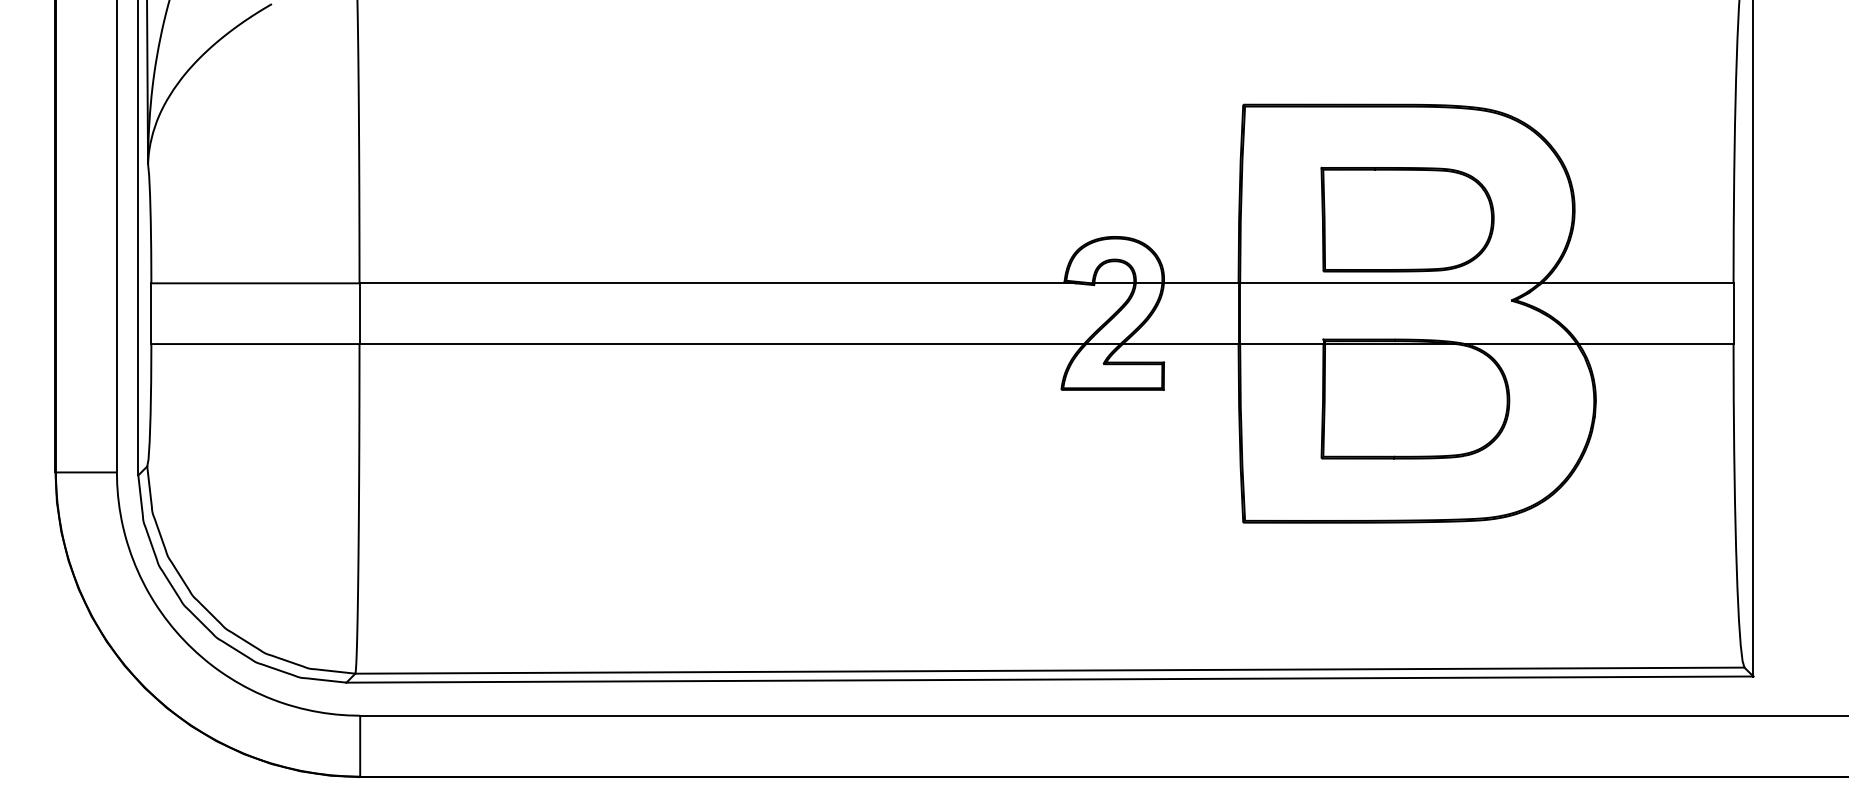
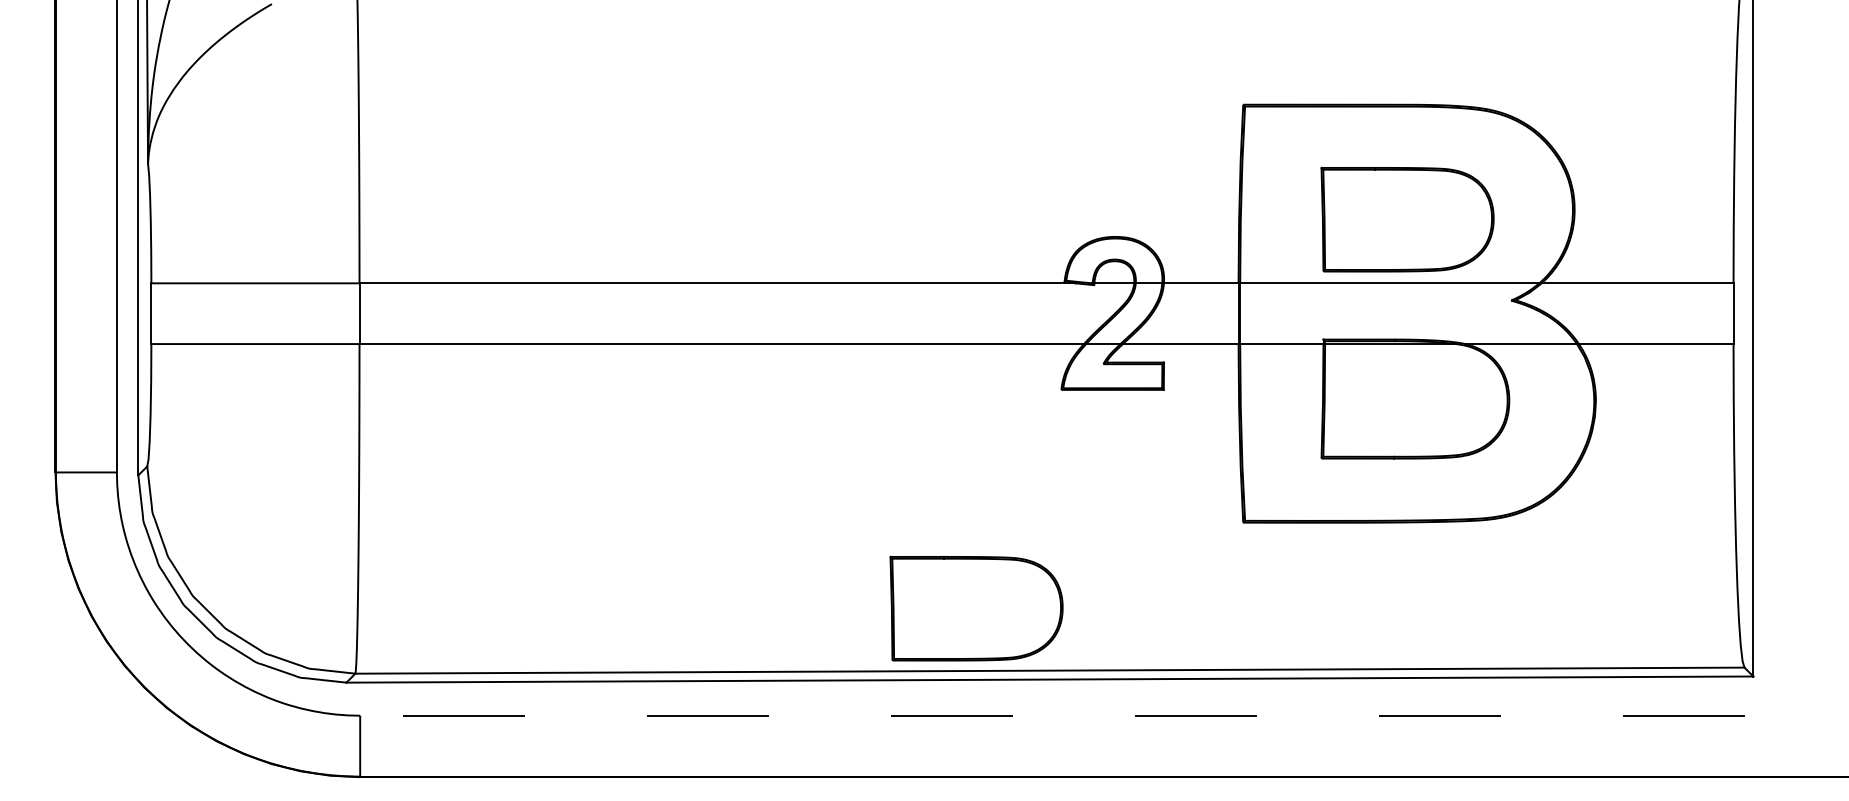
part: none -> present (976, 608)
line: solid -> dashed (1104, 715)
